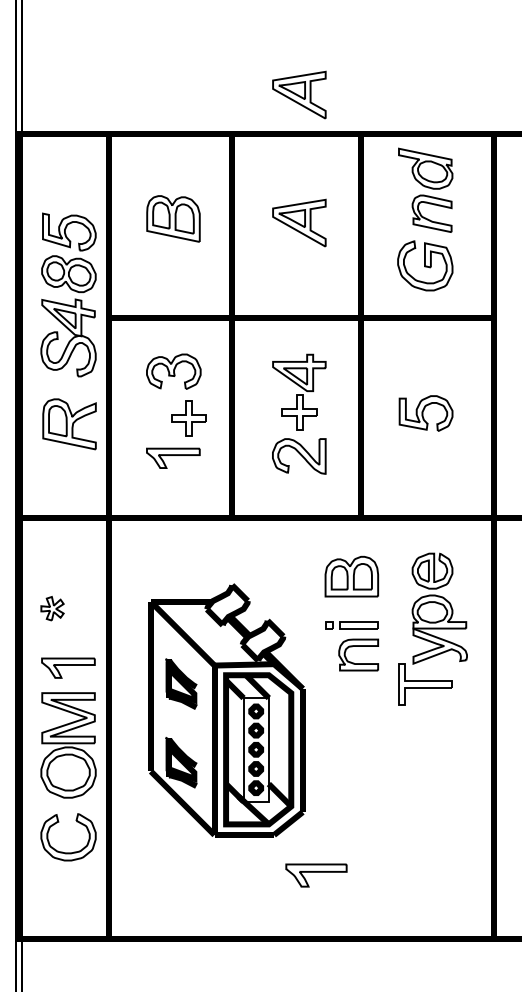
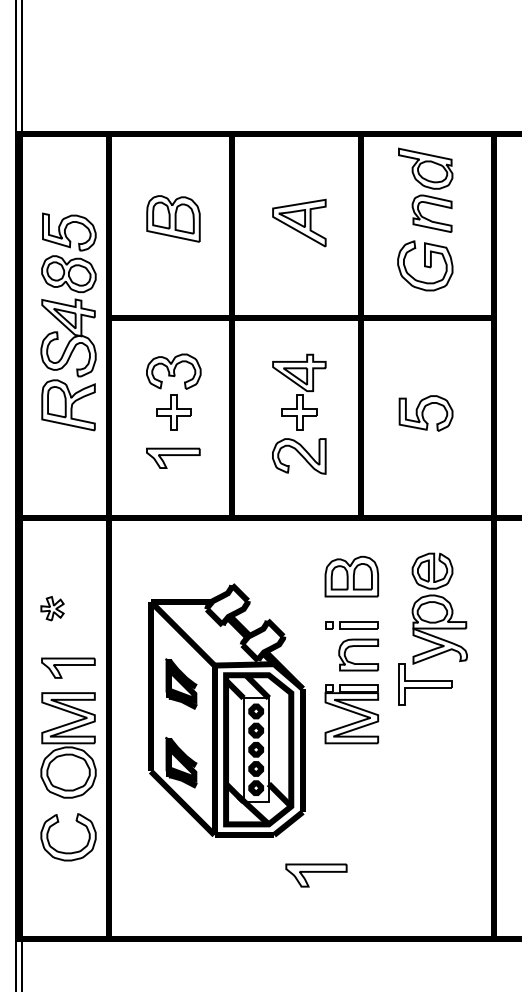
part: present -> none (299, 94)
part position: (188, 418) -> (173, 412) (173, 412)
part position: (69, 424) -> (68, 405) (68, 405)
part: none -> present (351, 714)
